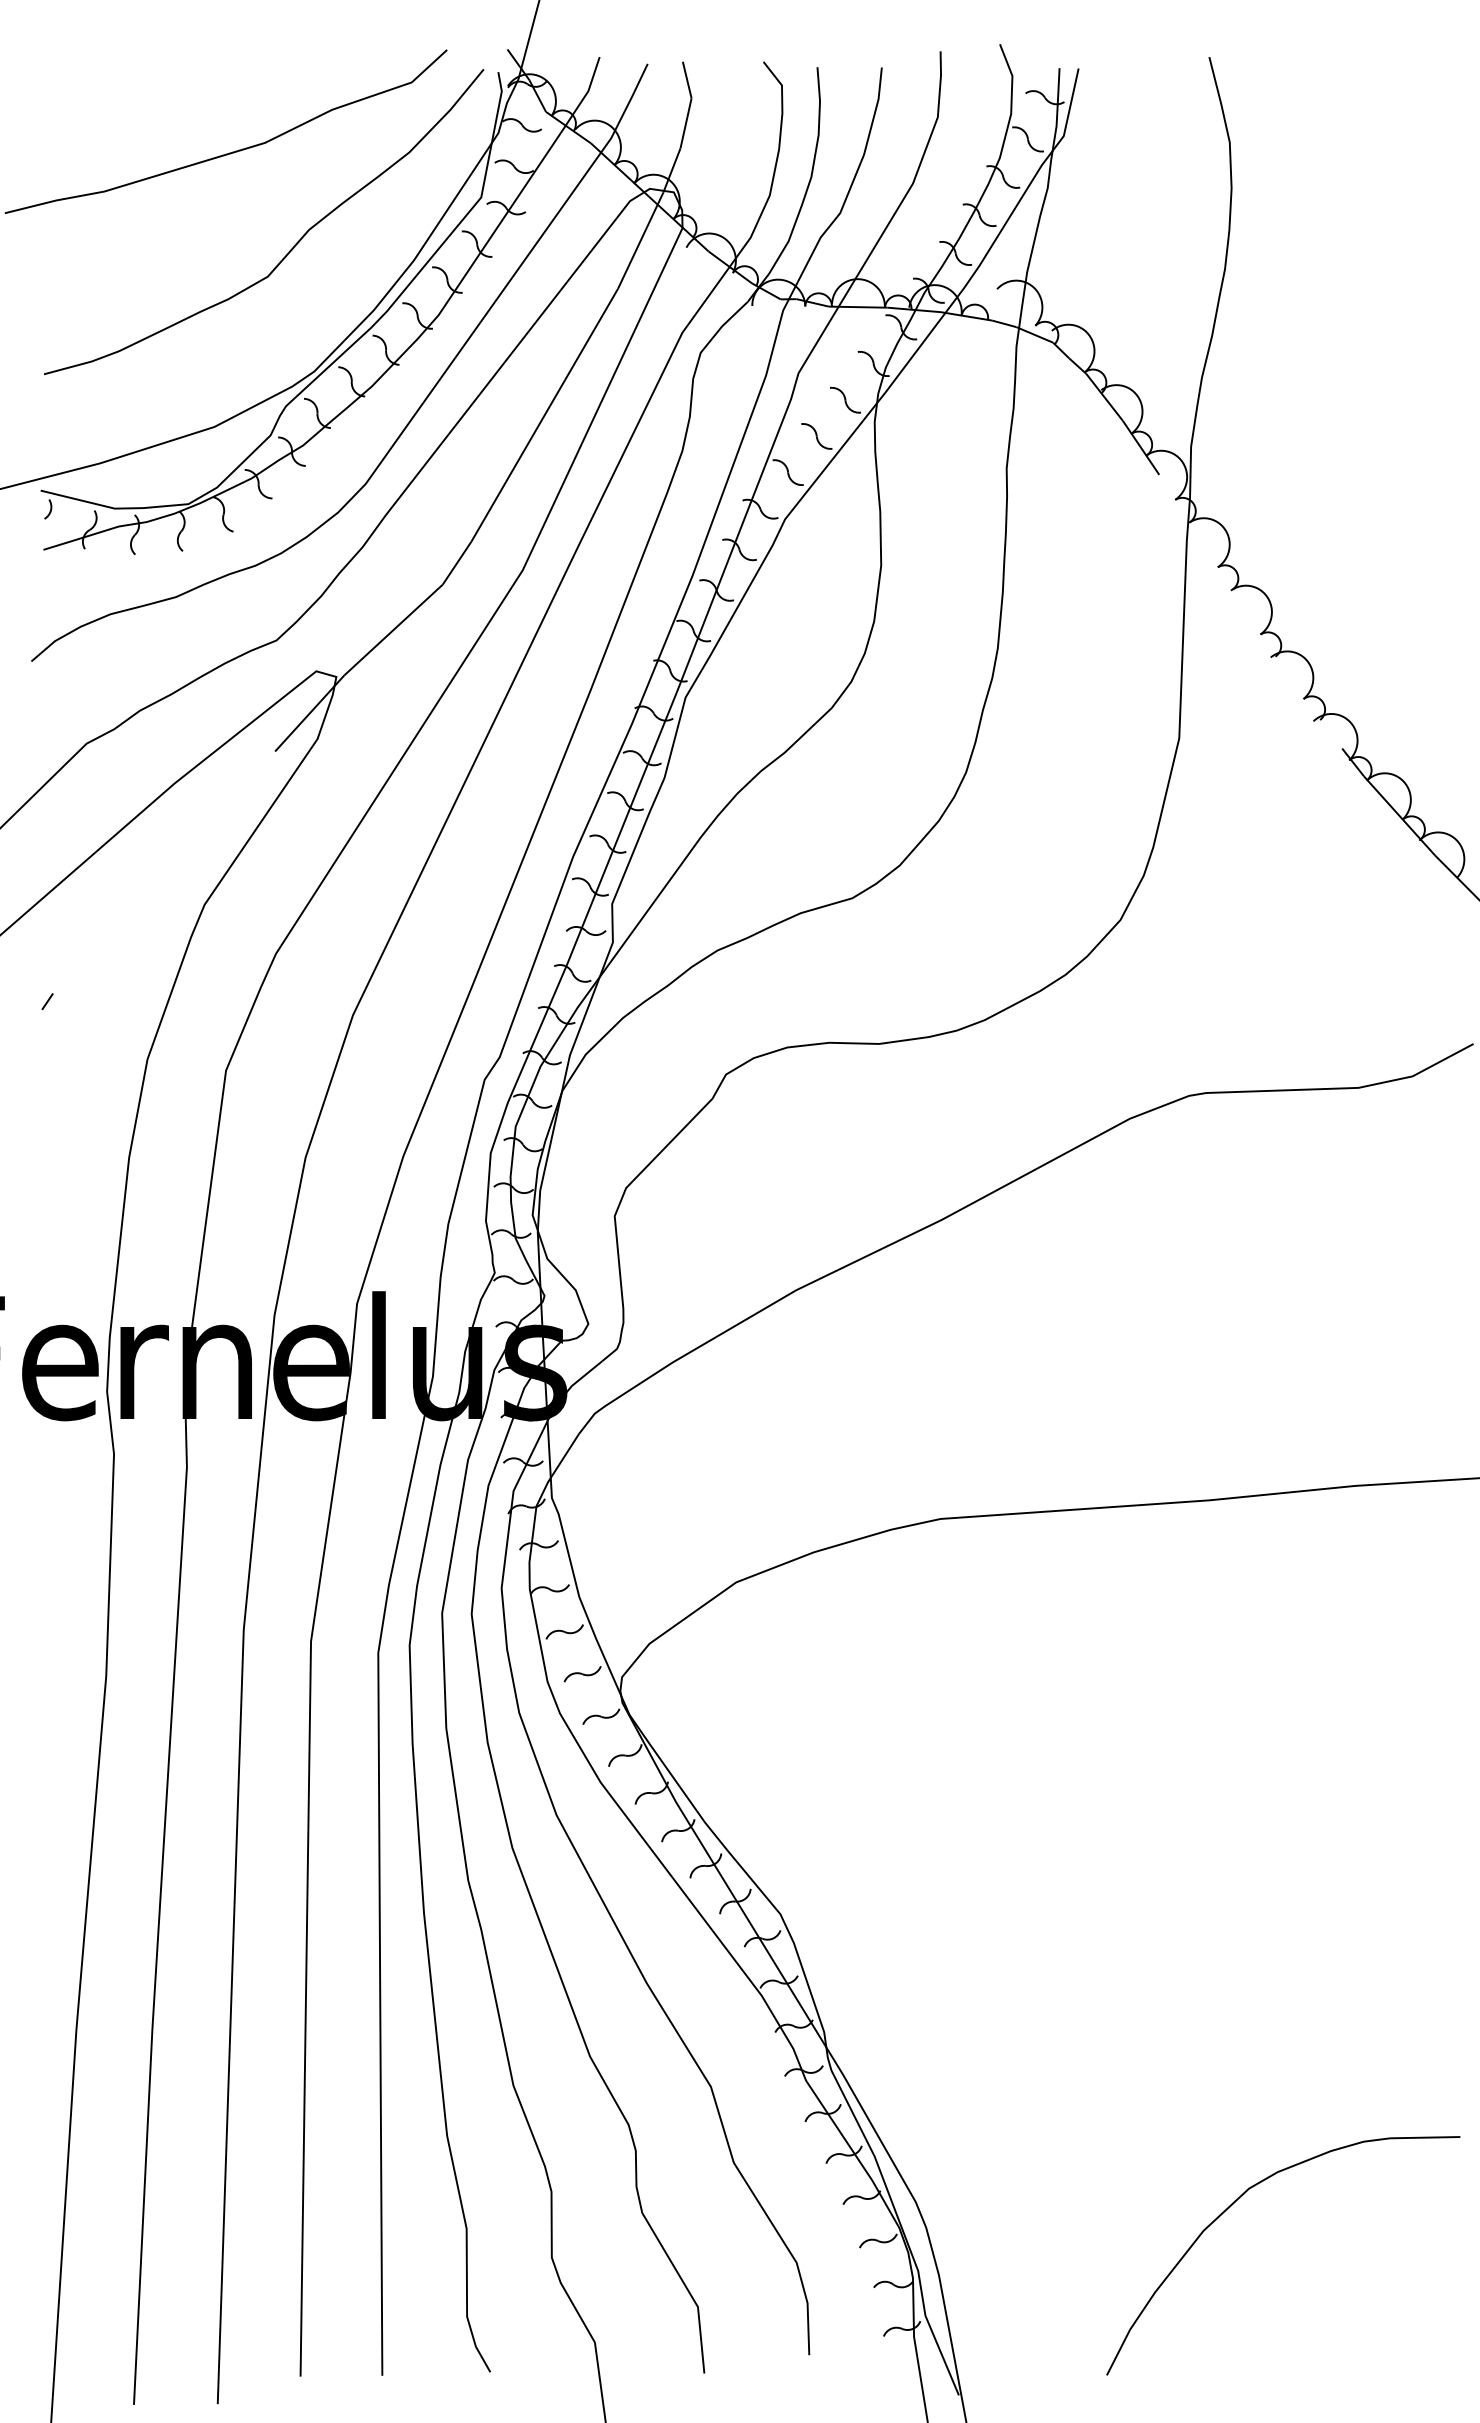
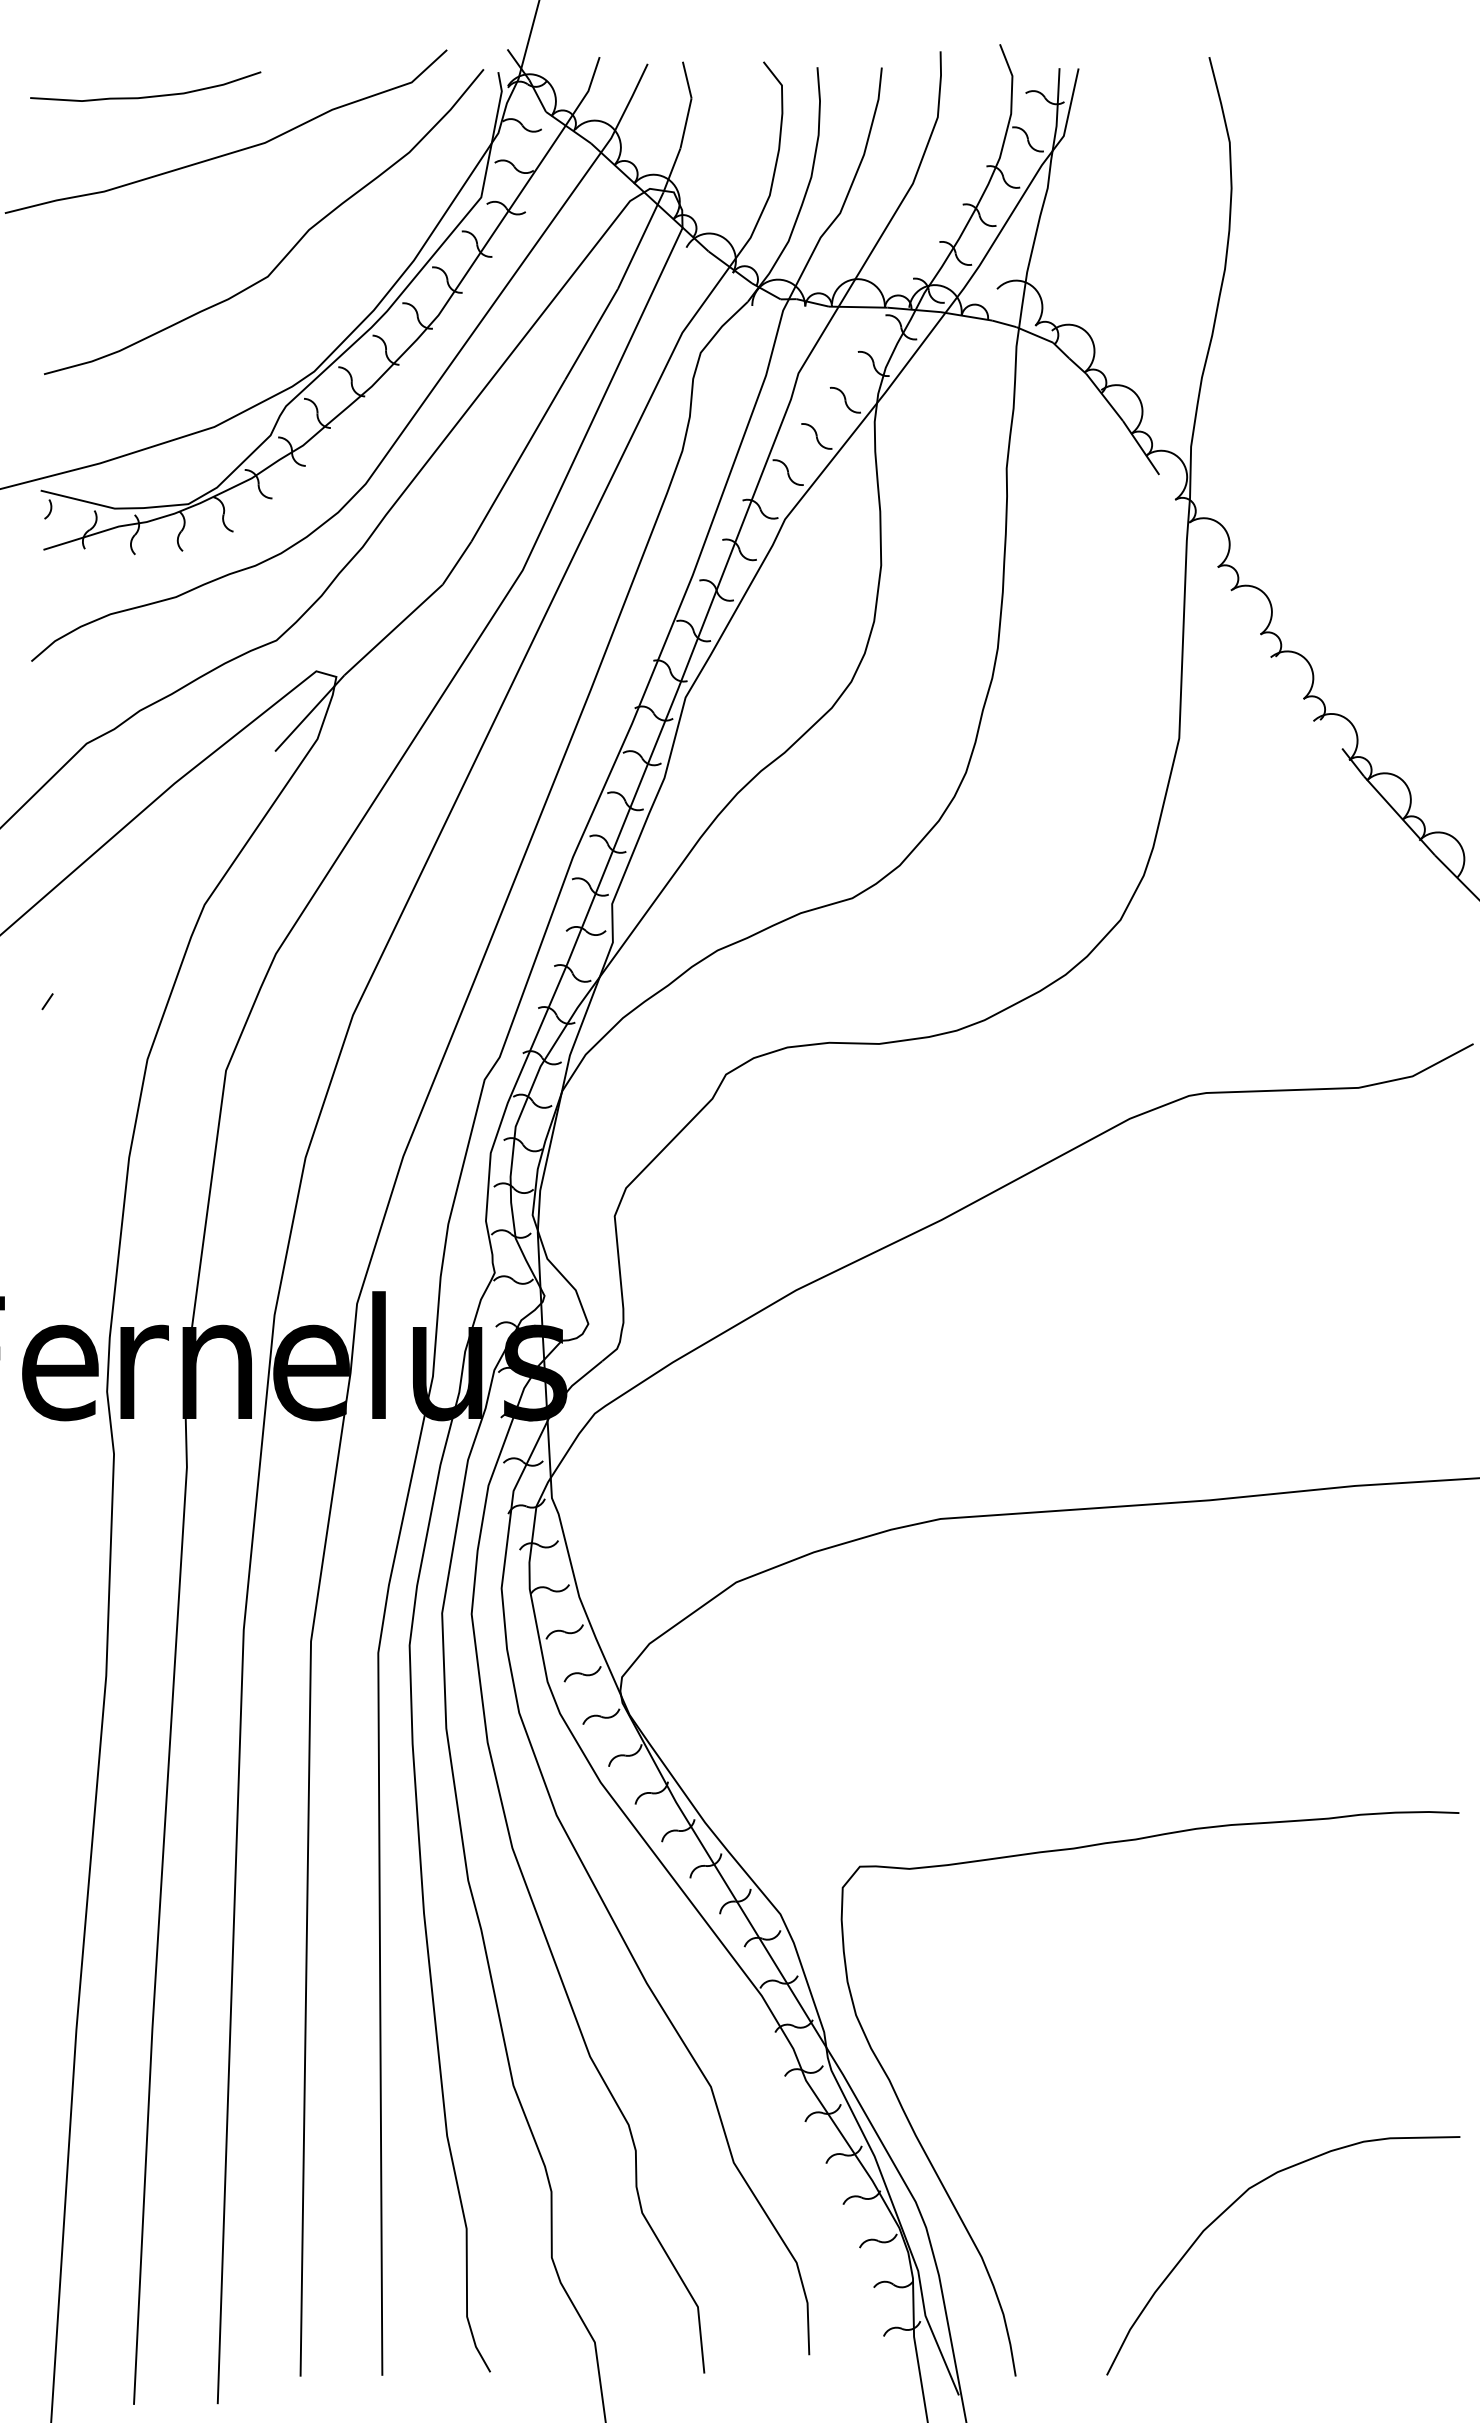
curve: none -> present (145, 96)
curve: none -> present (953, 2202)
